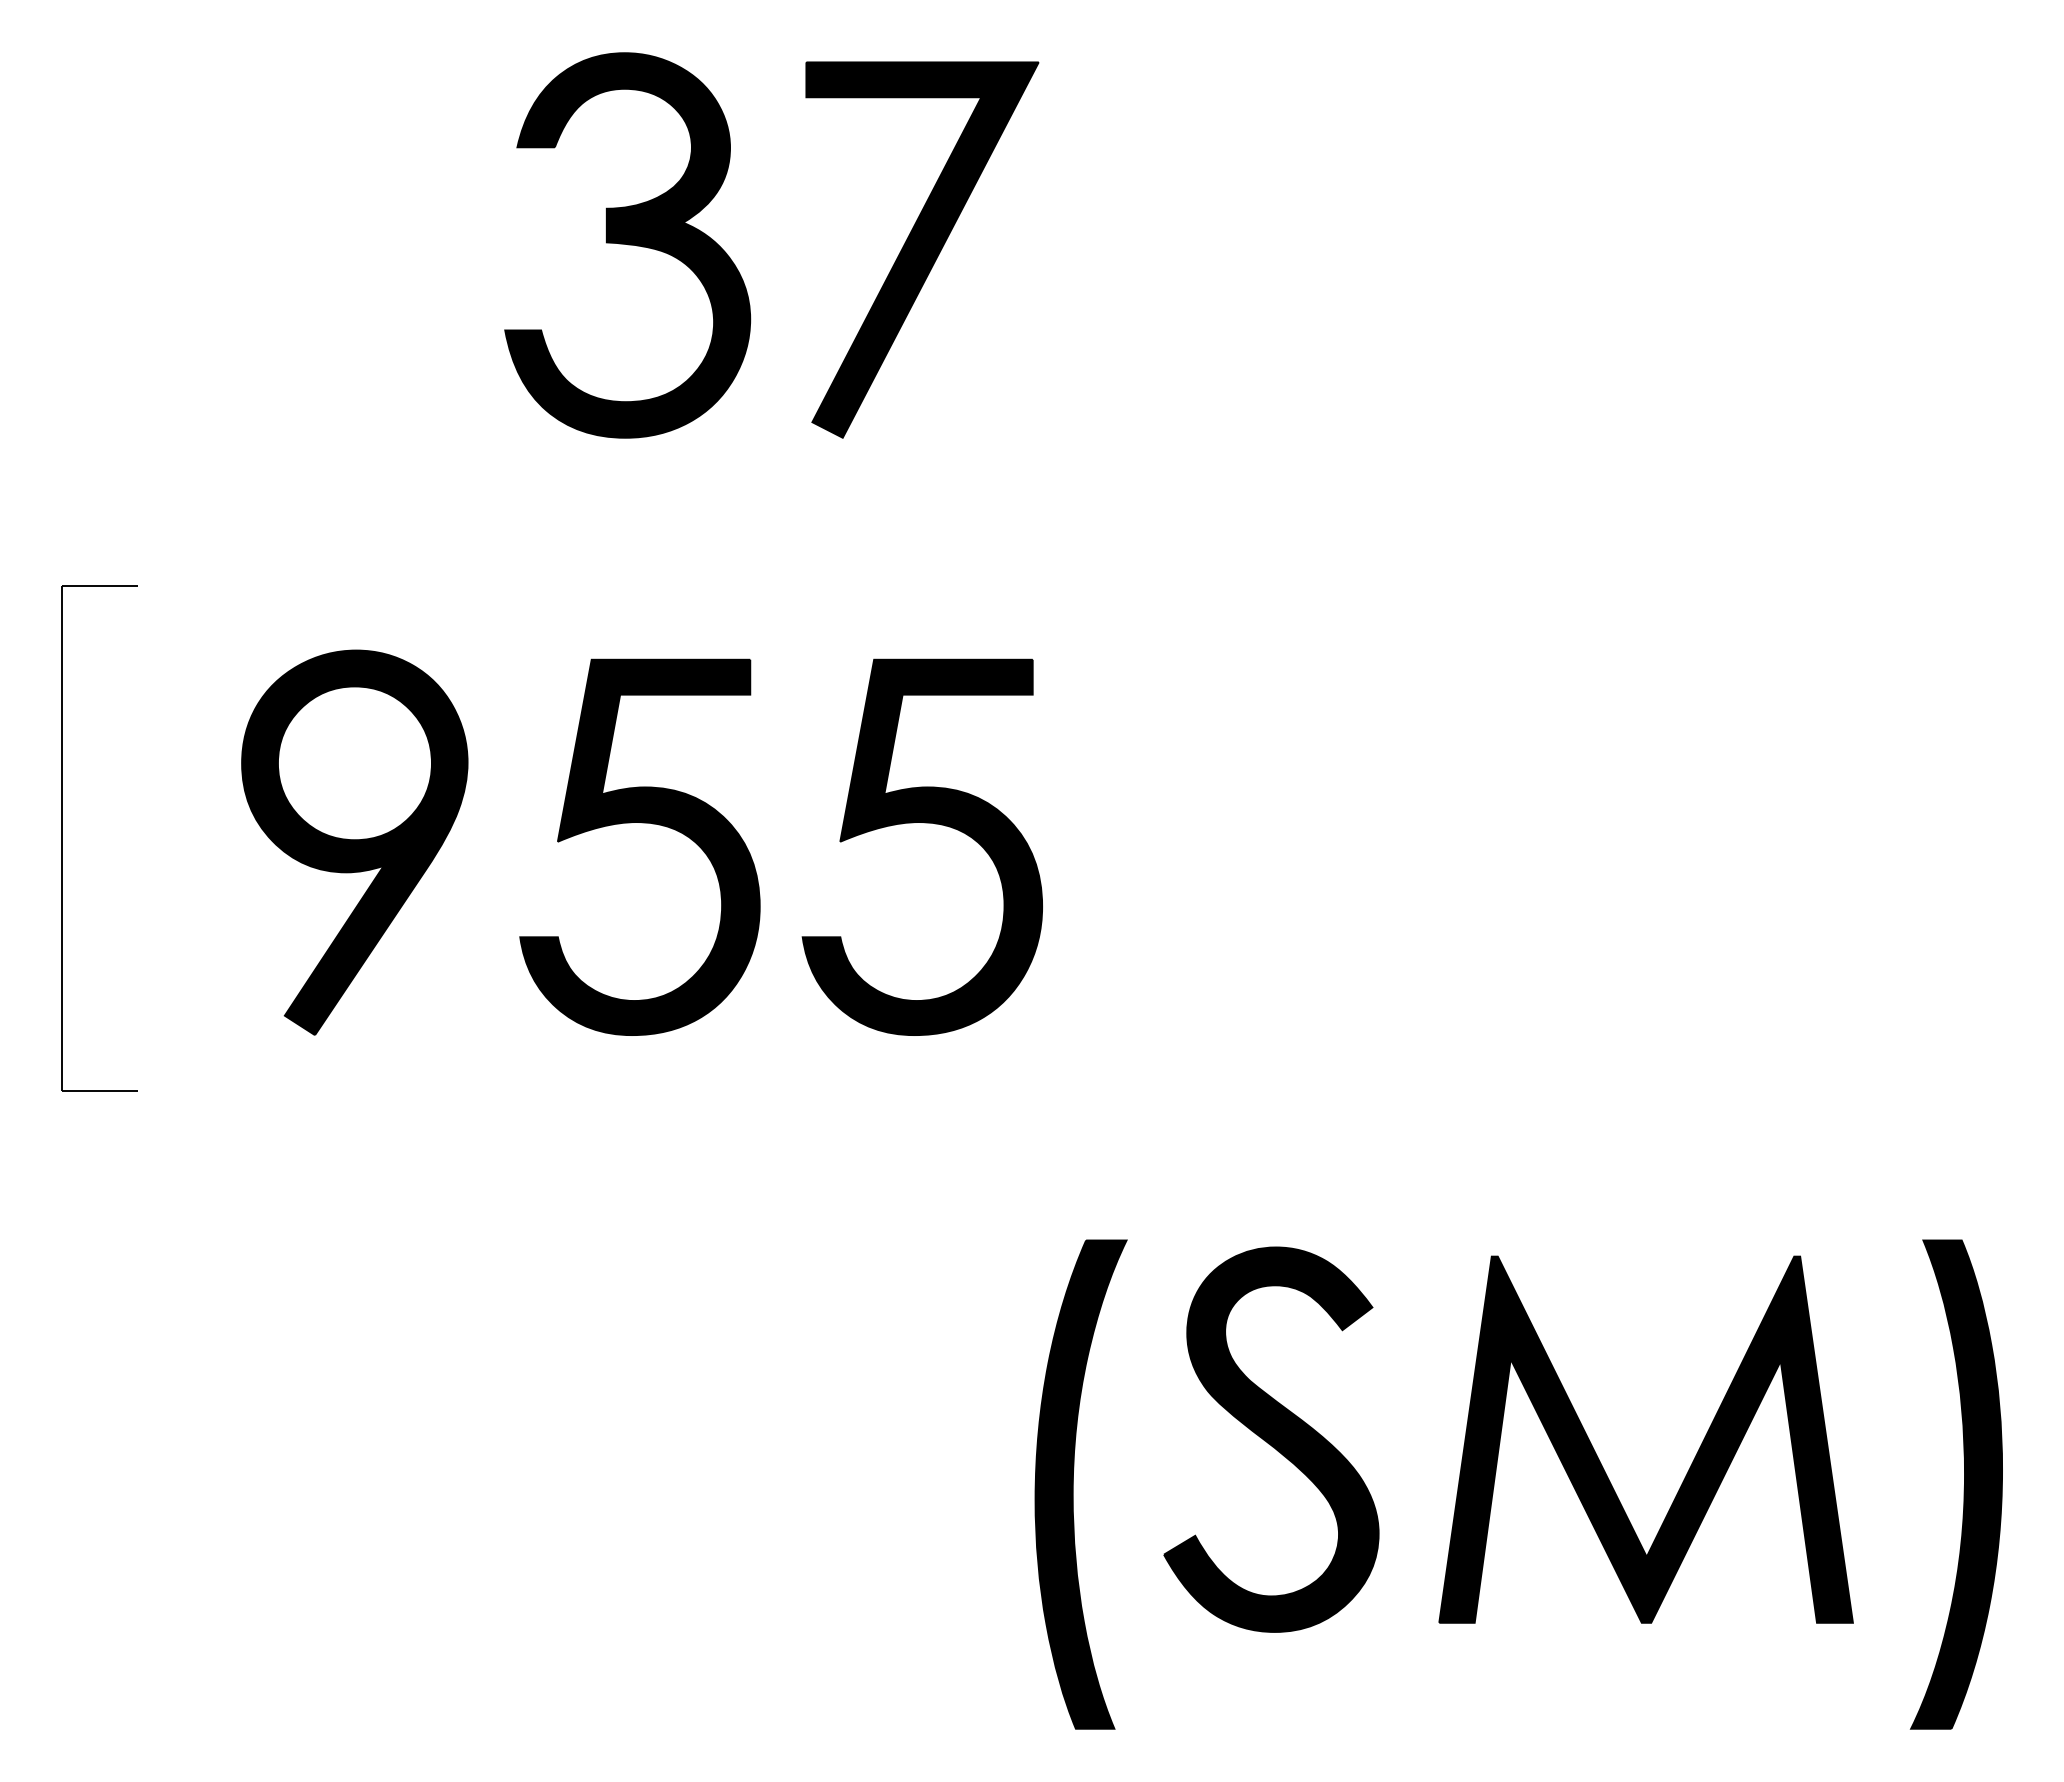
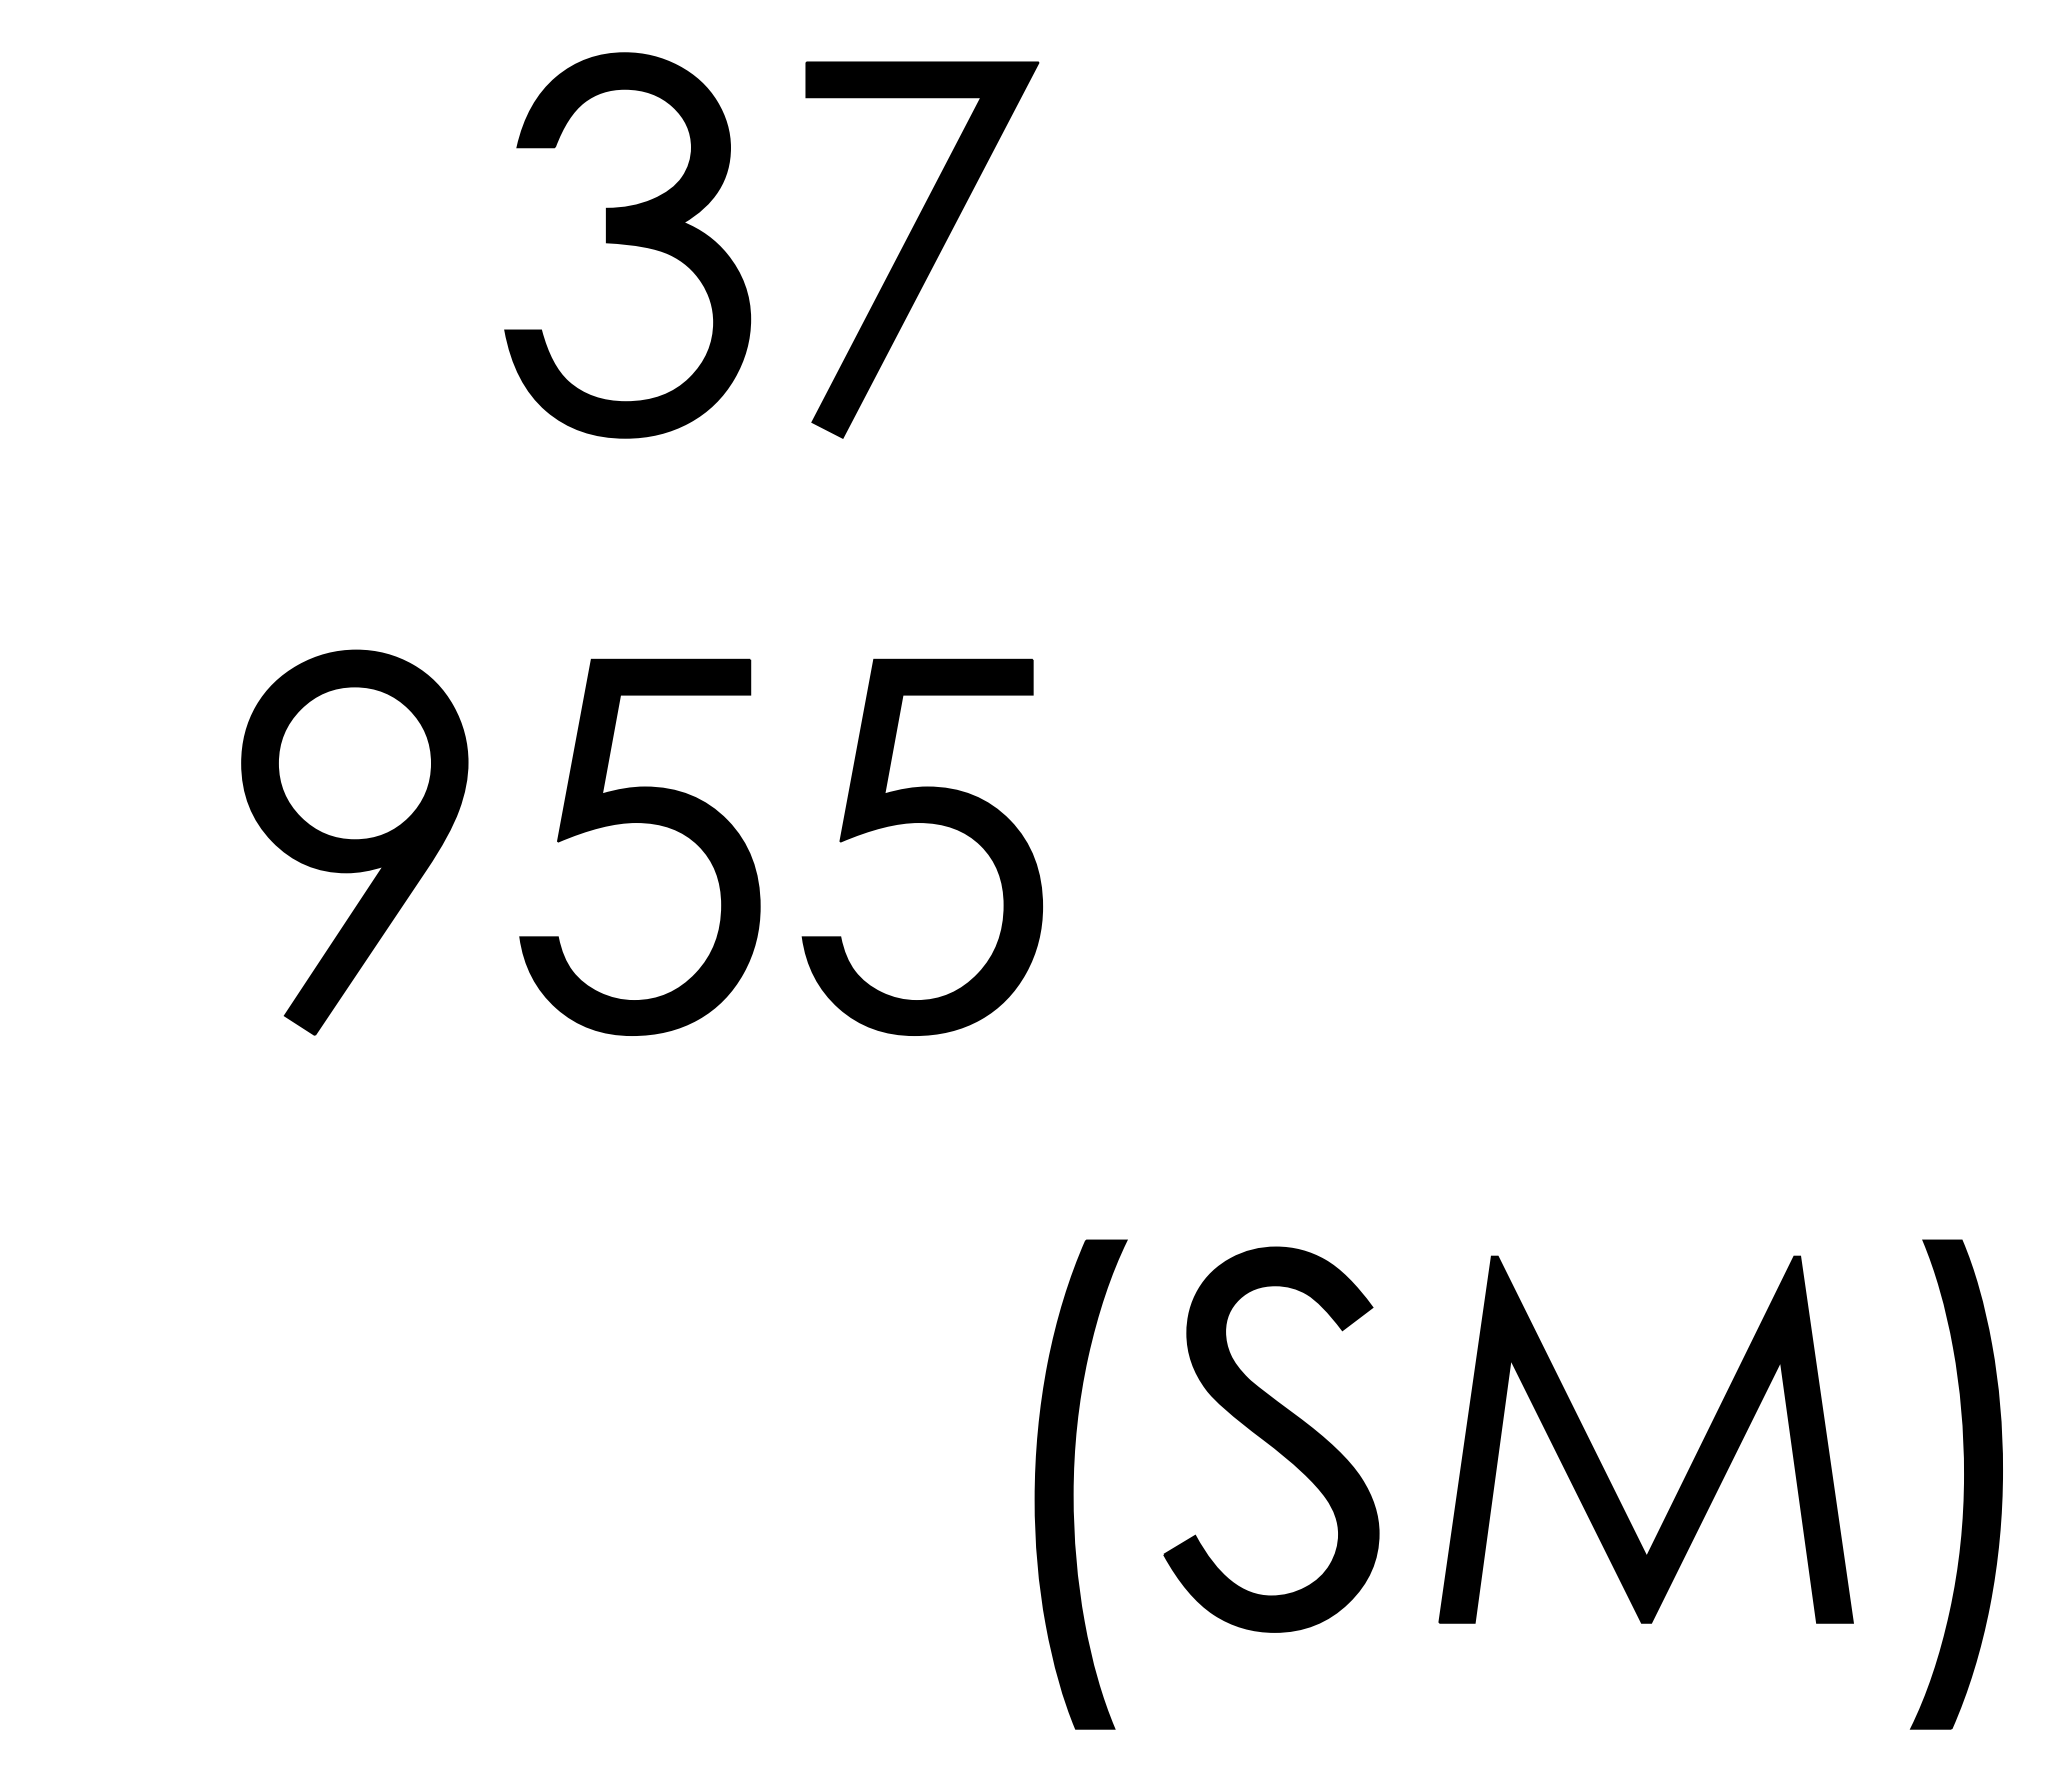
part: present -> none (62, 838)
